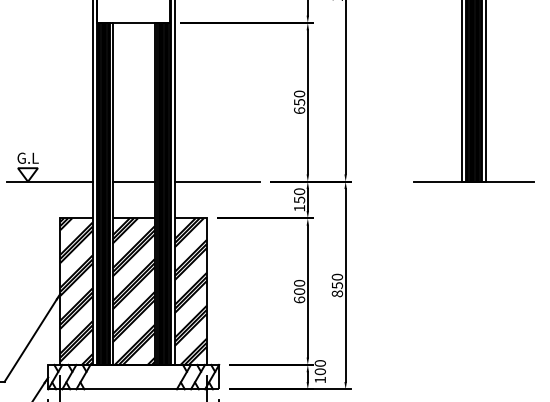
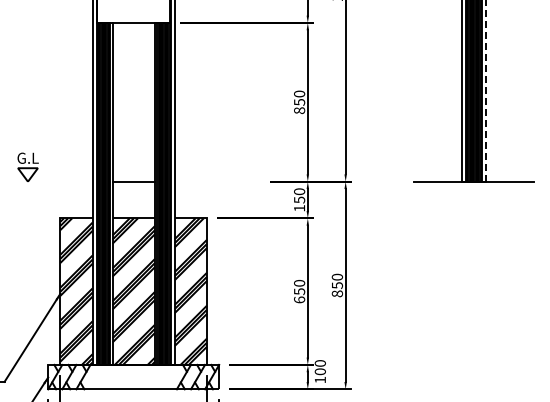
line: solid -> dashed (486, 90)
text: 650 -> 850 (299, 110)
line: present -> none (49, 181)
line: present -> none (217, 181)
text: 600 -> 650 (299, 291)
